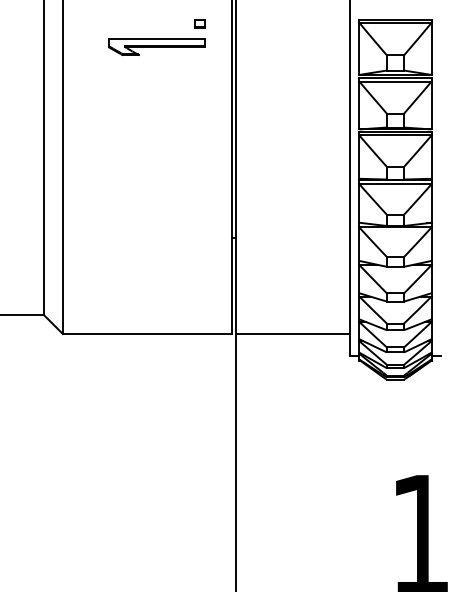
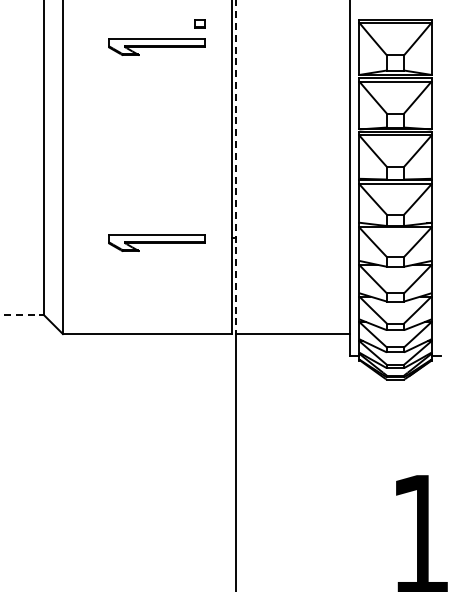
line: solid -> dashed (236, 167)
part: none -> present (156, 242)
line: solid -> dashed (22, 314)
